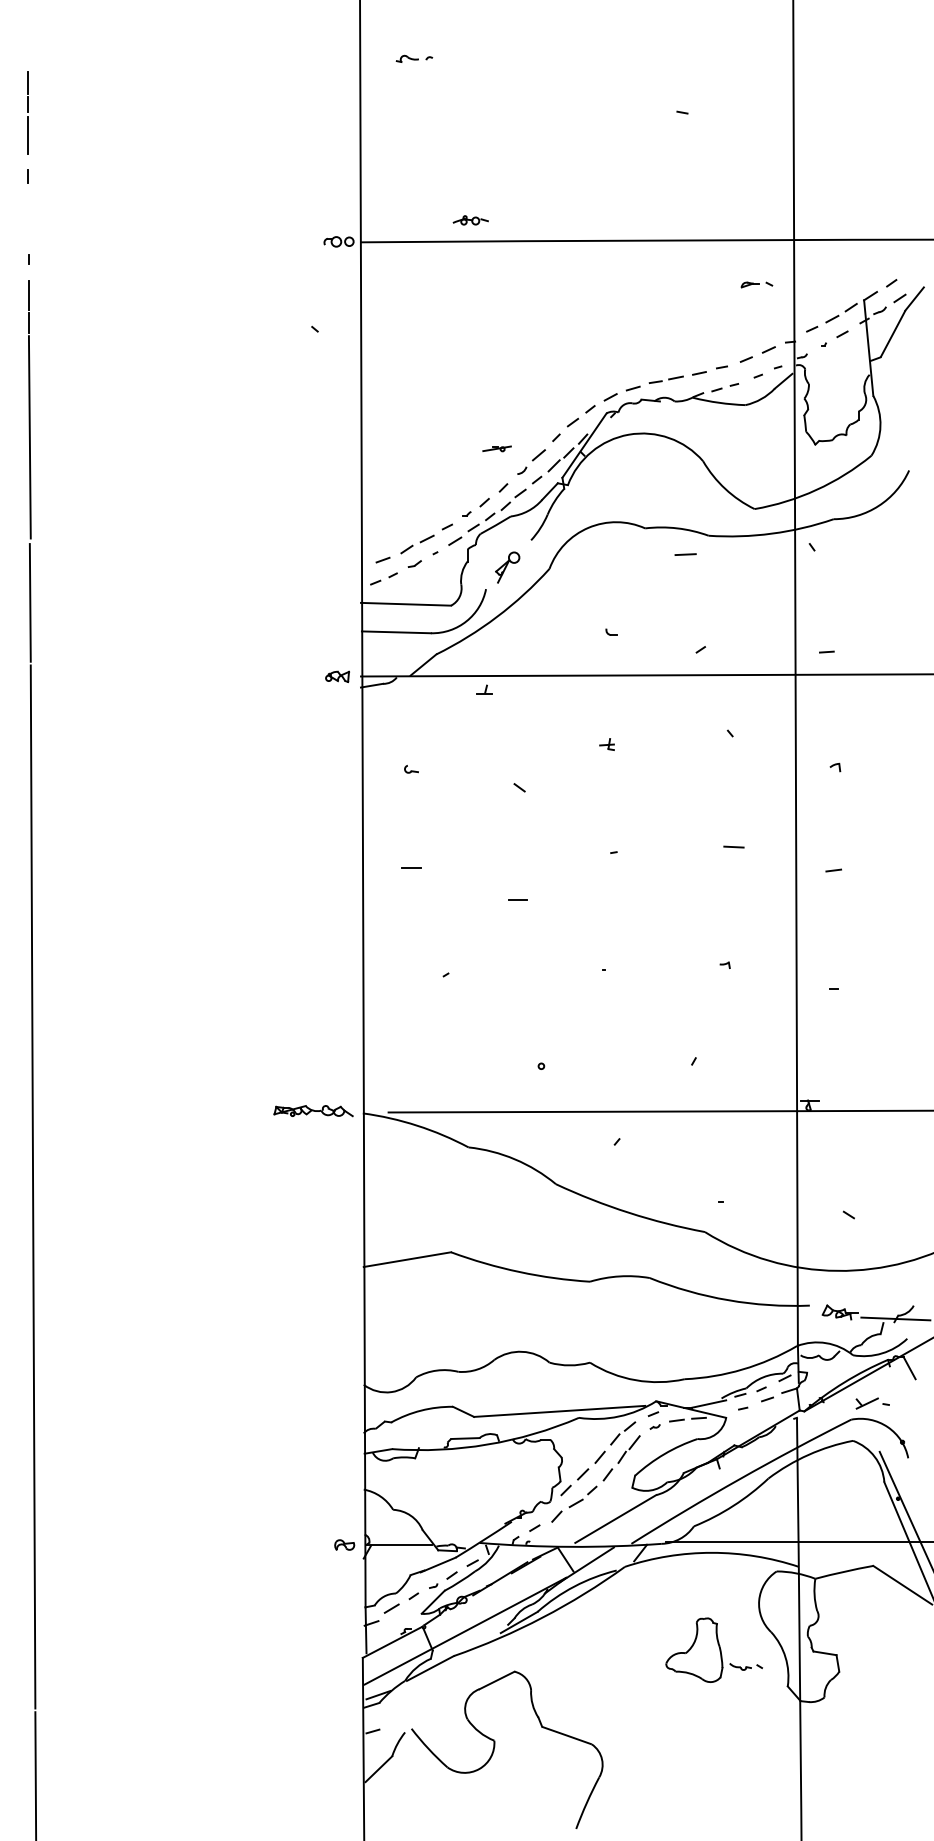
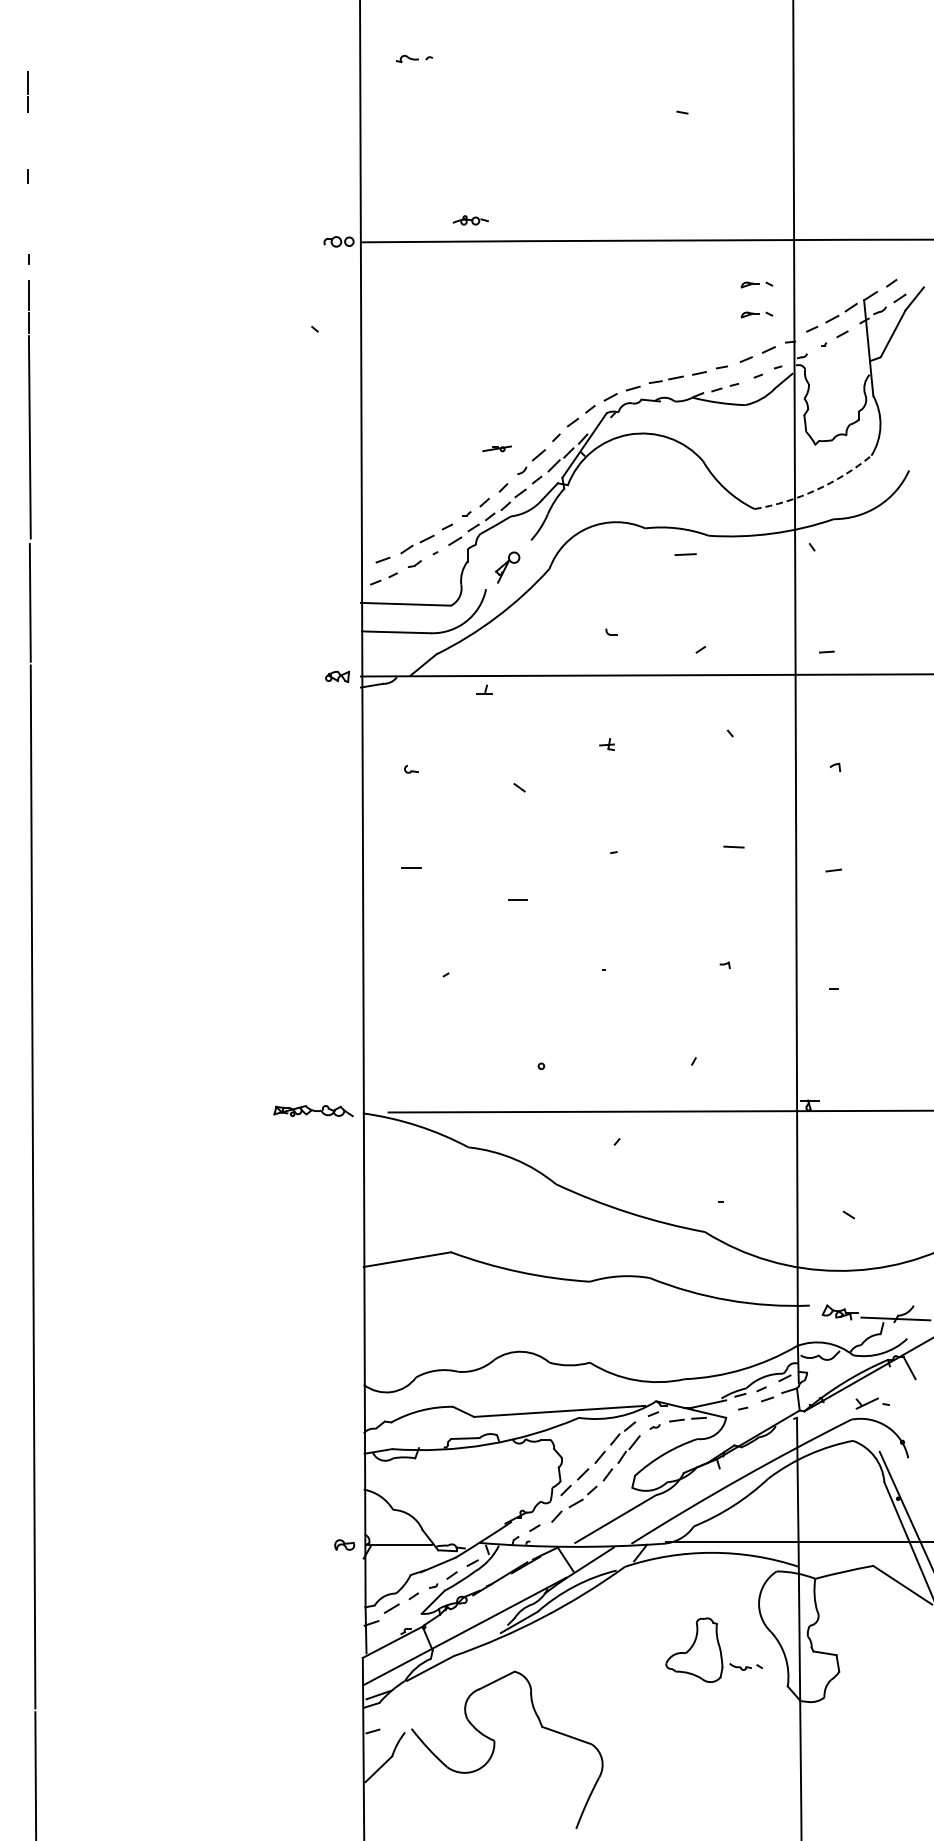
line: present -> none (28, 135)
part: none -> present (756, 314)
arc: solid -> dashed (816, 489)
